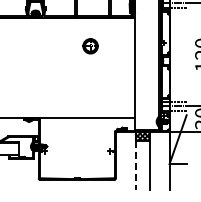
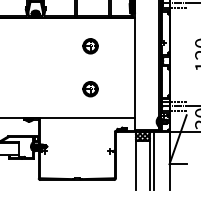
part: none -> present (90, 89)
line: none -> present (154, 161)
line: dashed -> solid (136, 165)
